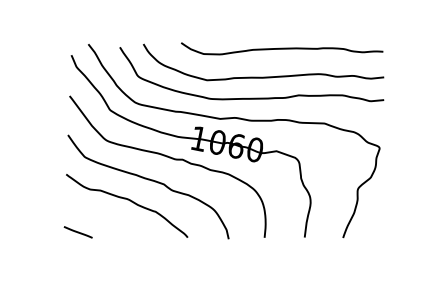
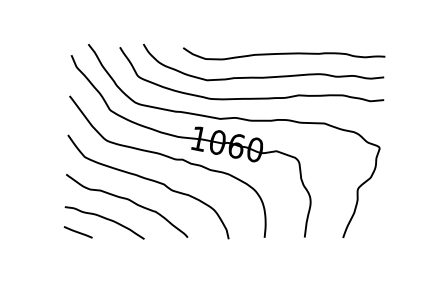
curve position: (282, 48) -> (284, 53) (284, 53)
curve: none -> present (105, 219)
